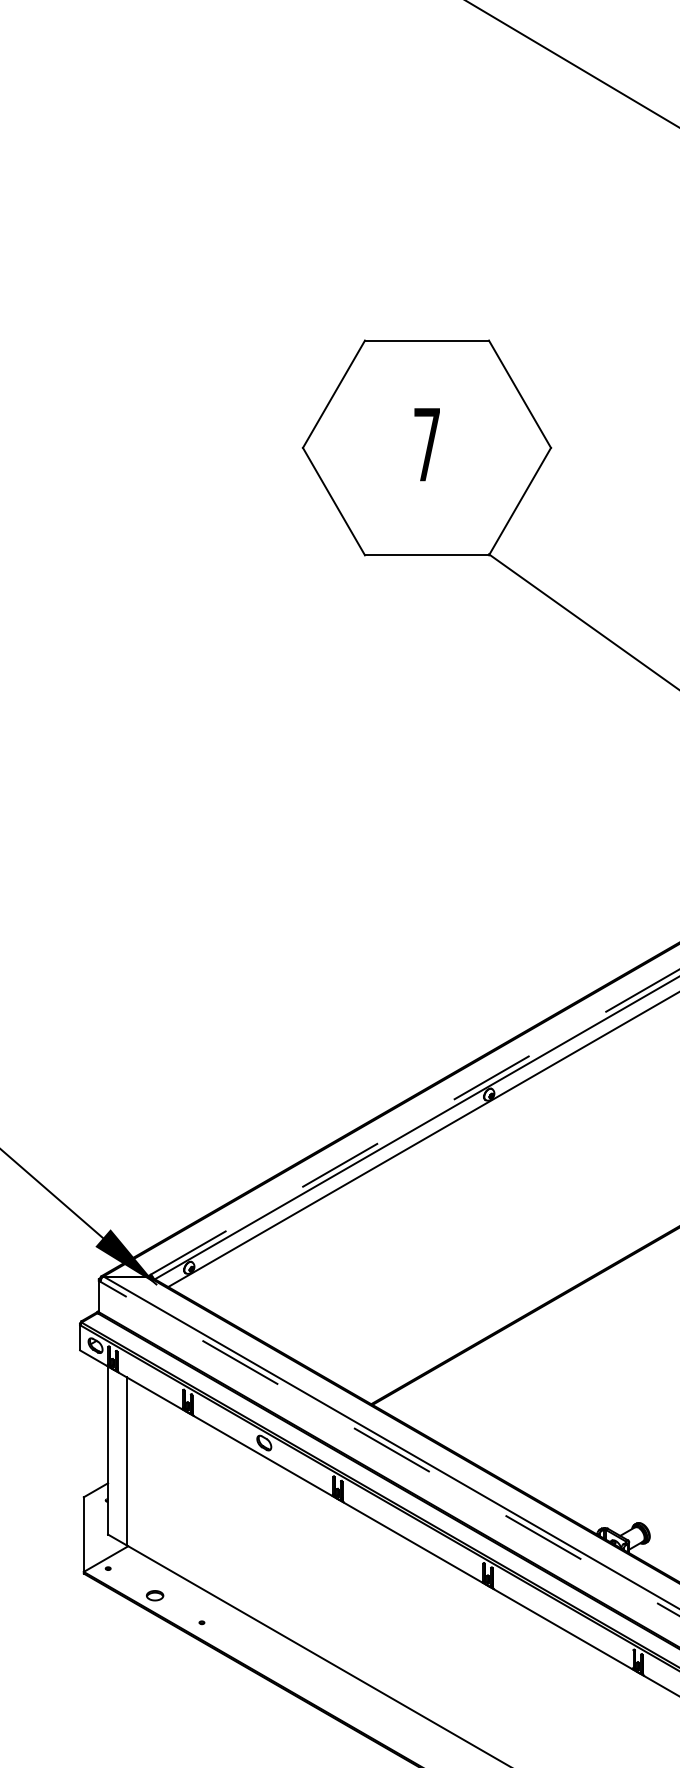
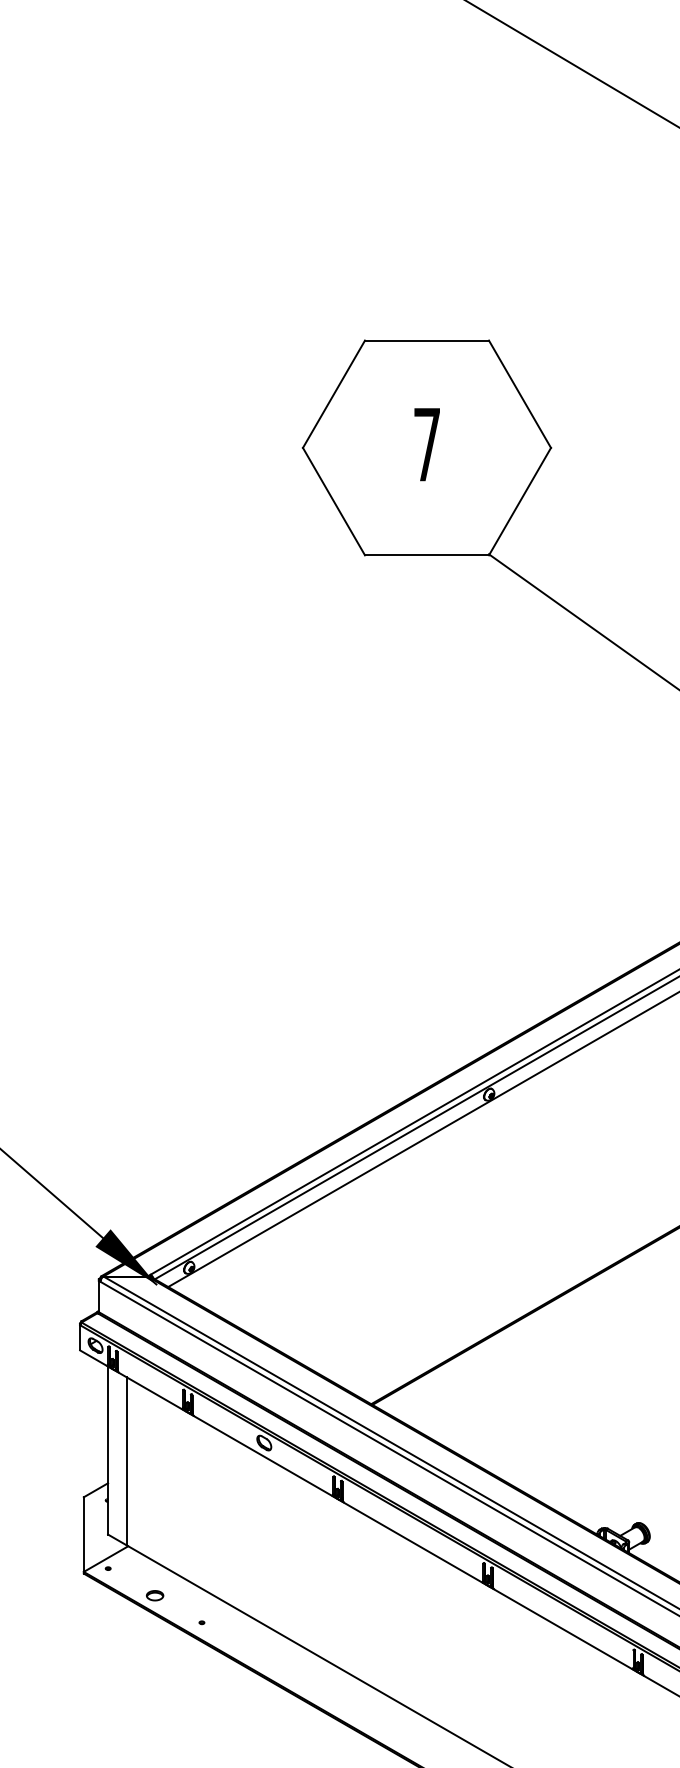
line: dashed -> solid (415, 1121)
line: dashed -> solid (389, 1448)
